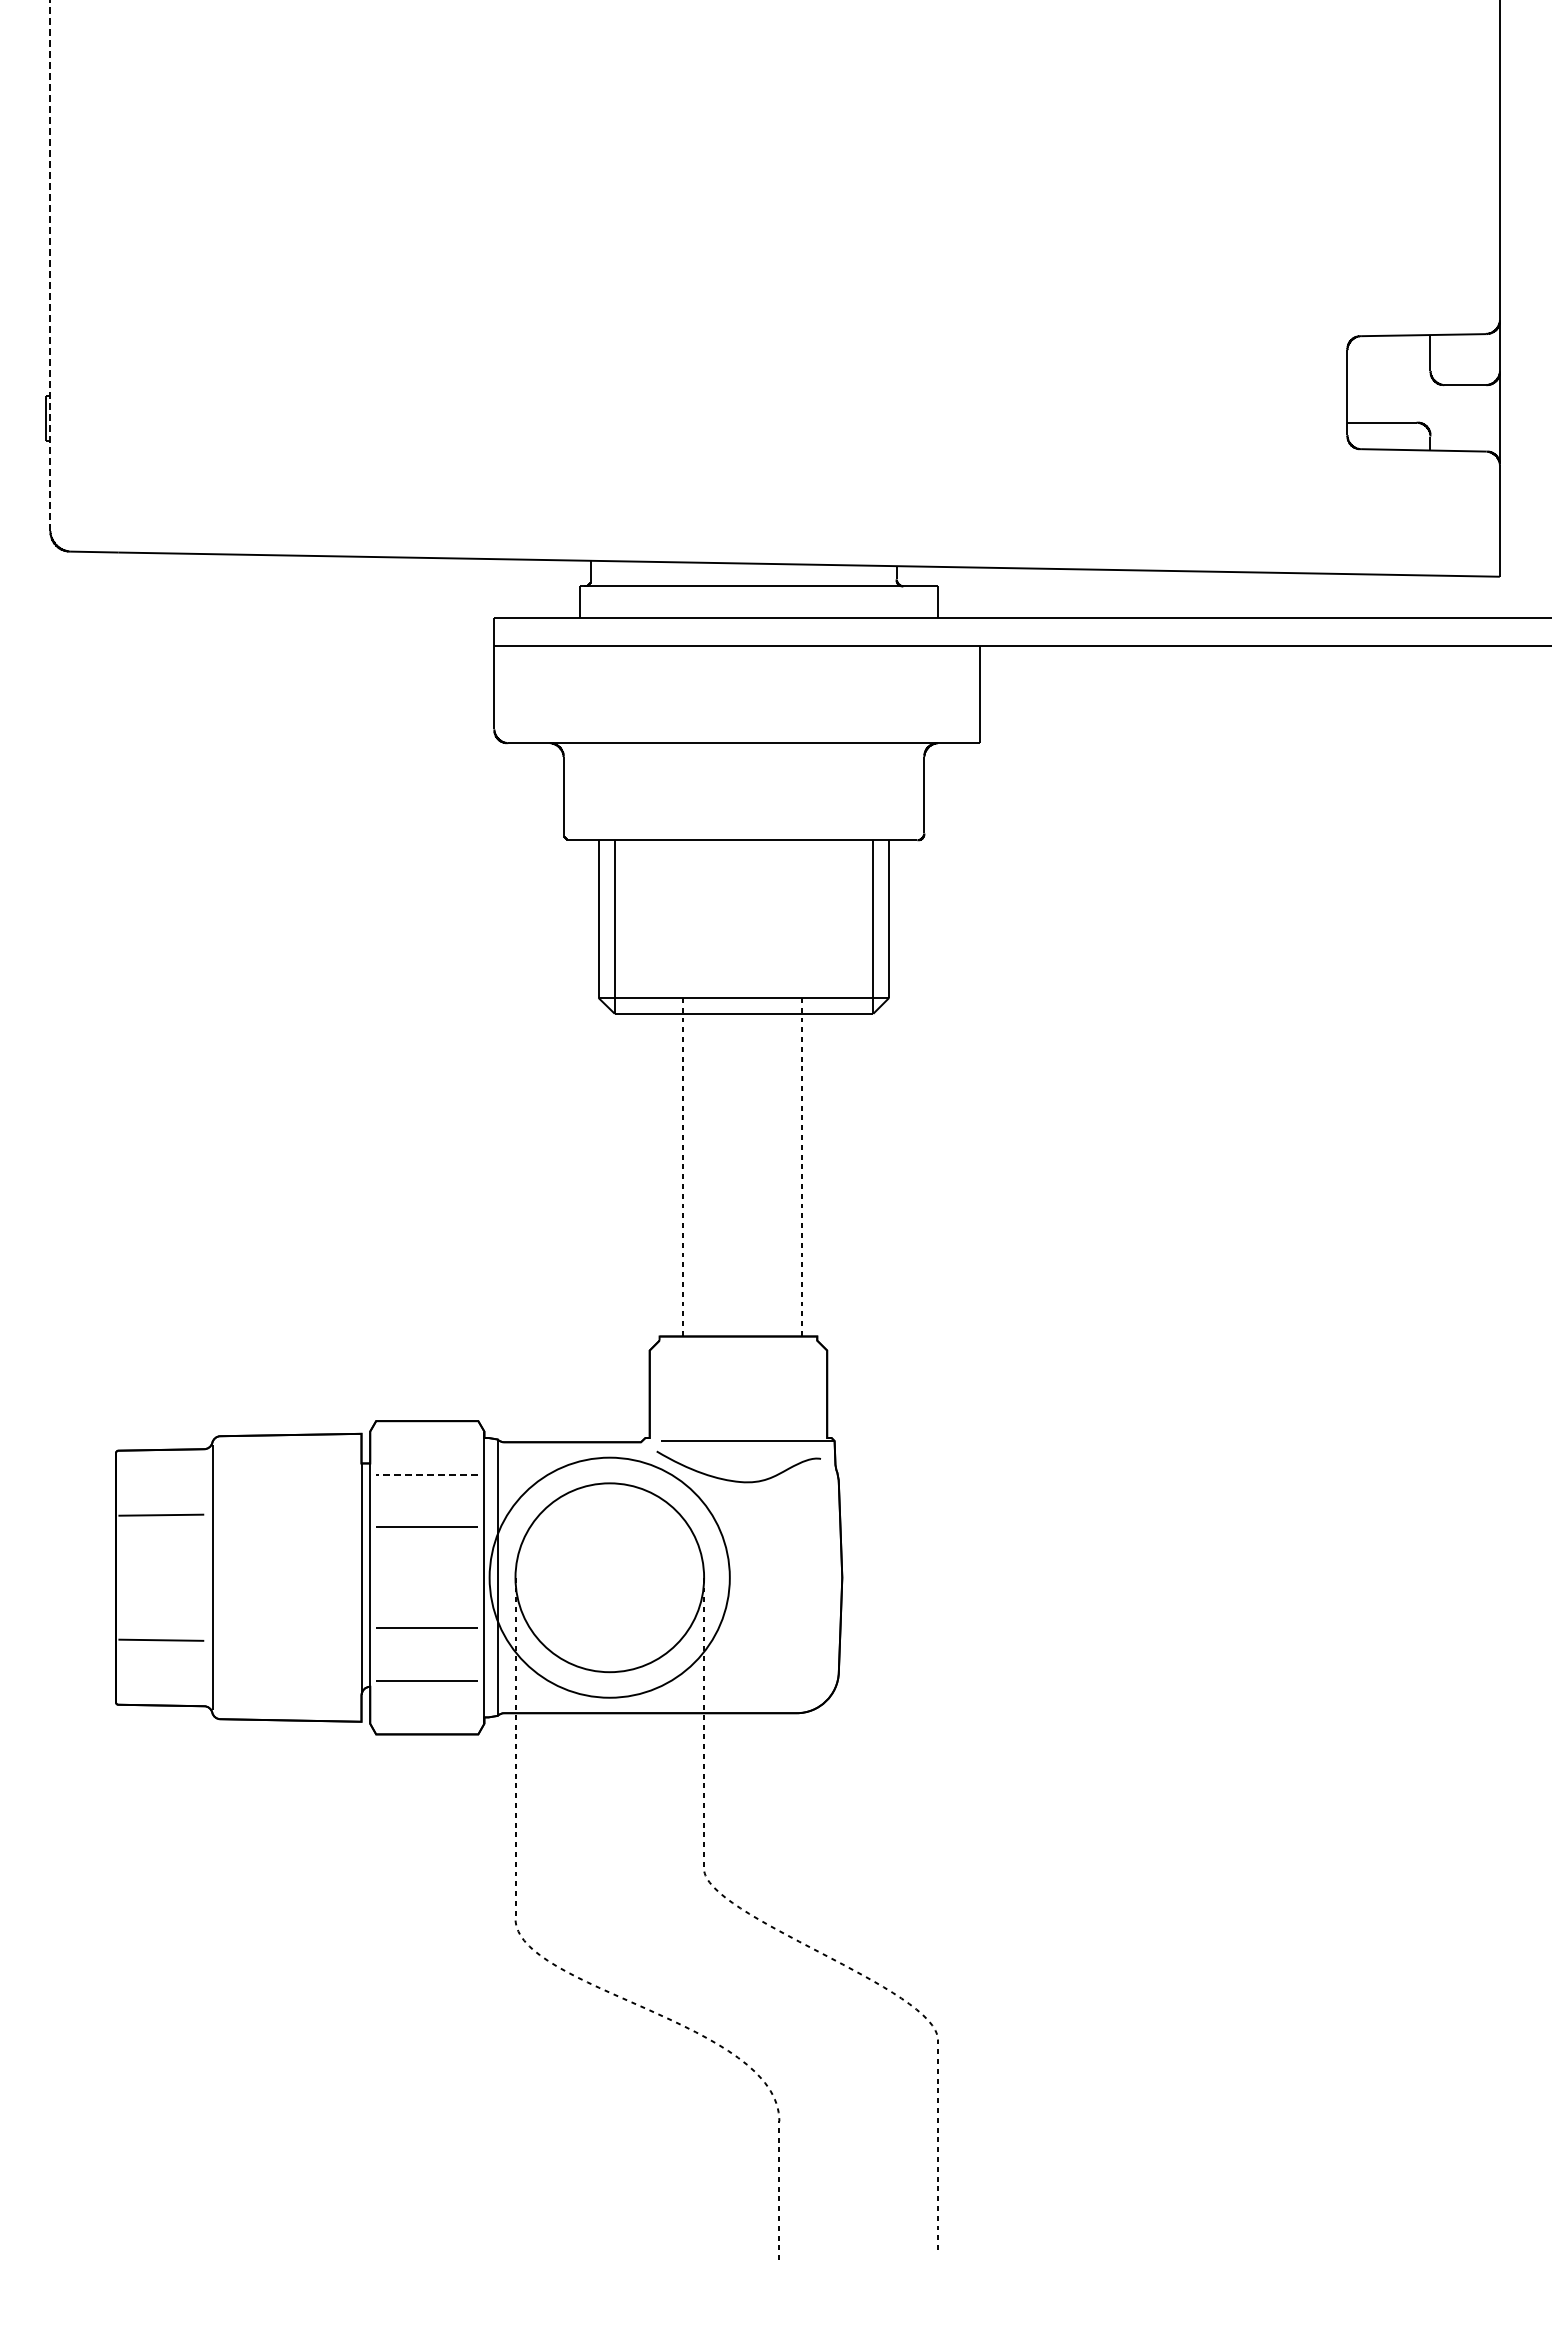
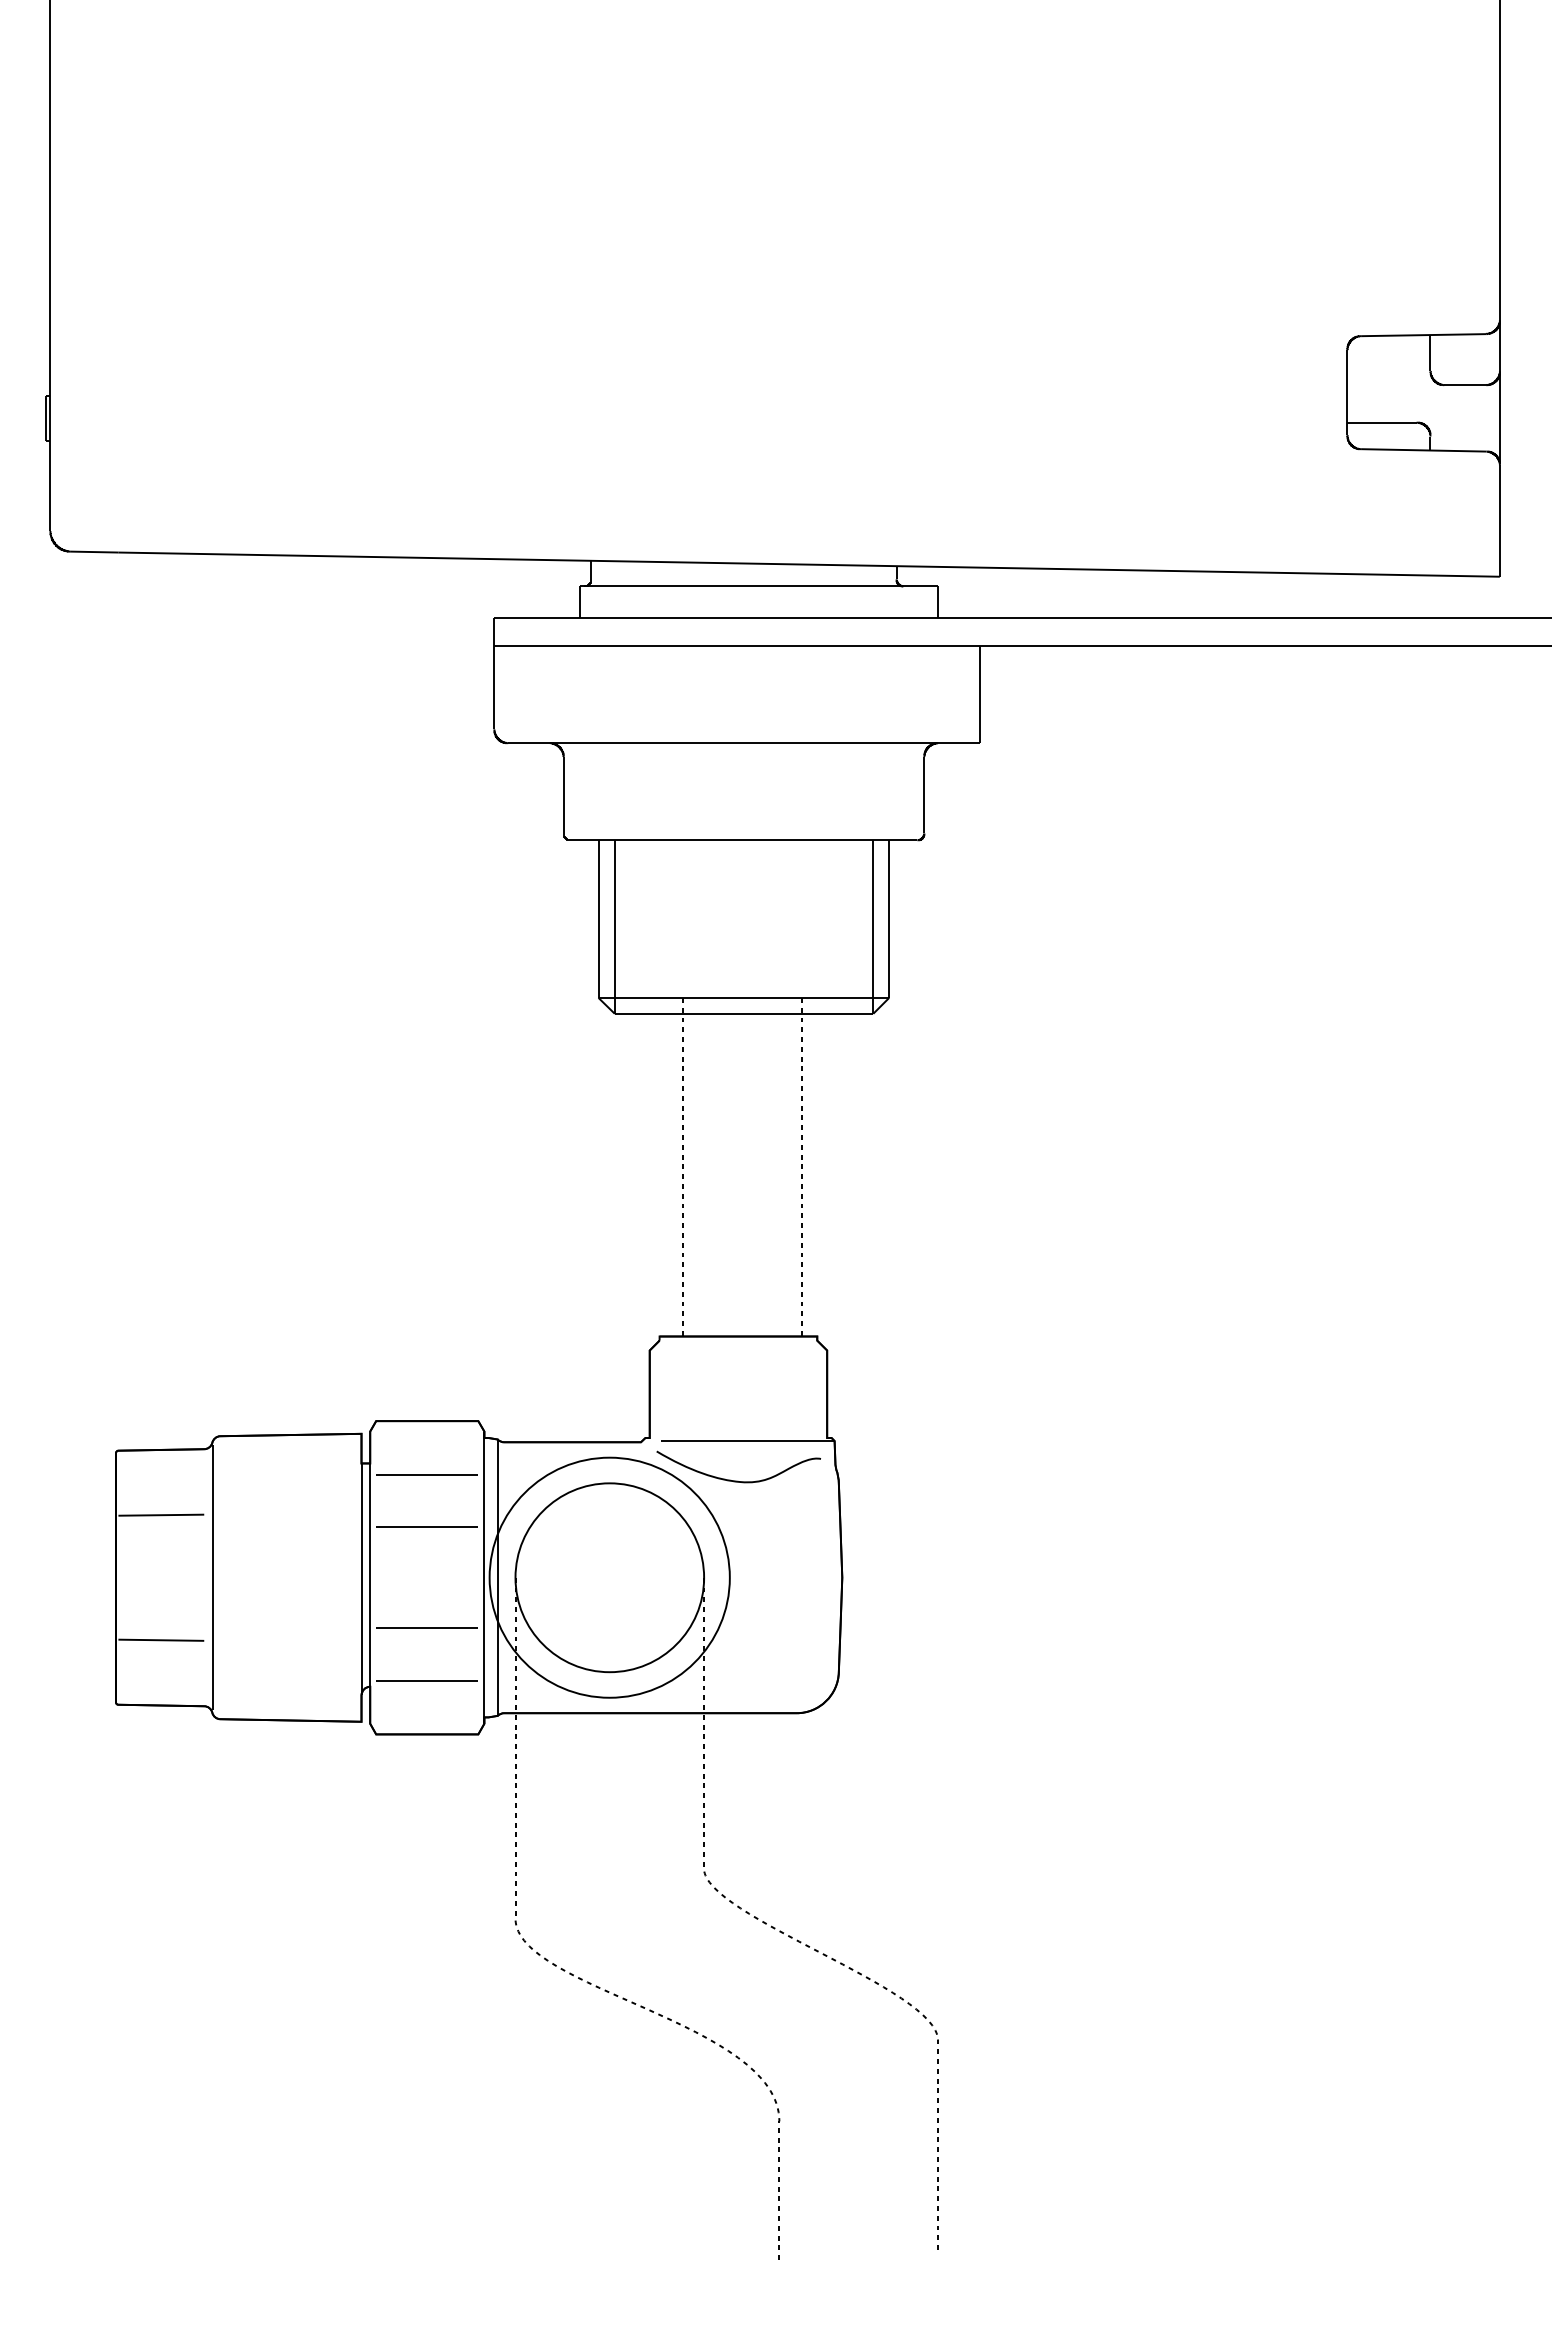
line: dashed -> solid (50, 265)
line: dashed -> solid (426, 1474)
